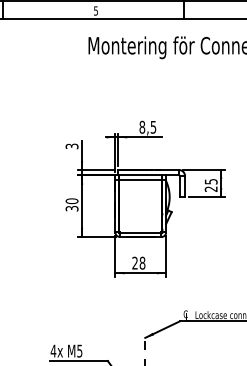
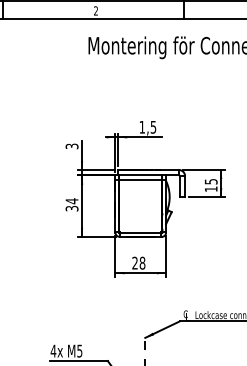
text: 5 -> 2 (95, 10)
text: 8,5 -> 1,5 (142, 126)
text: 25 -> 15 (210, 188)
text: 30 -> 34 (71, 201)
